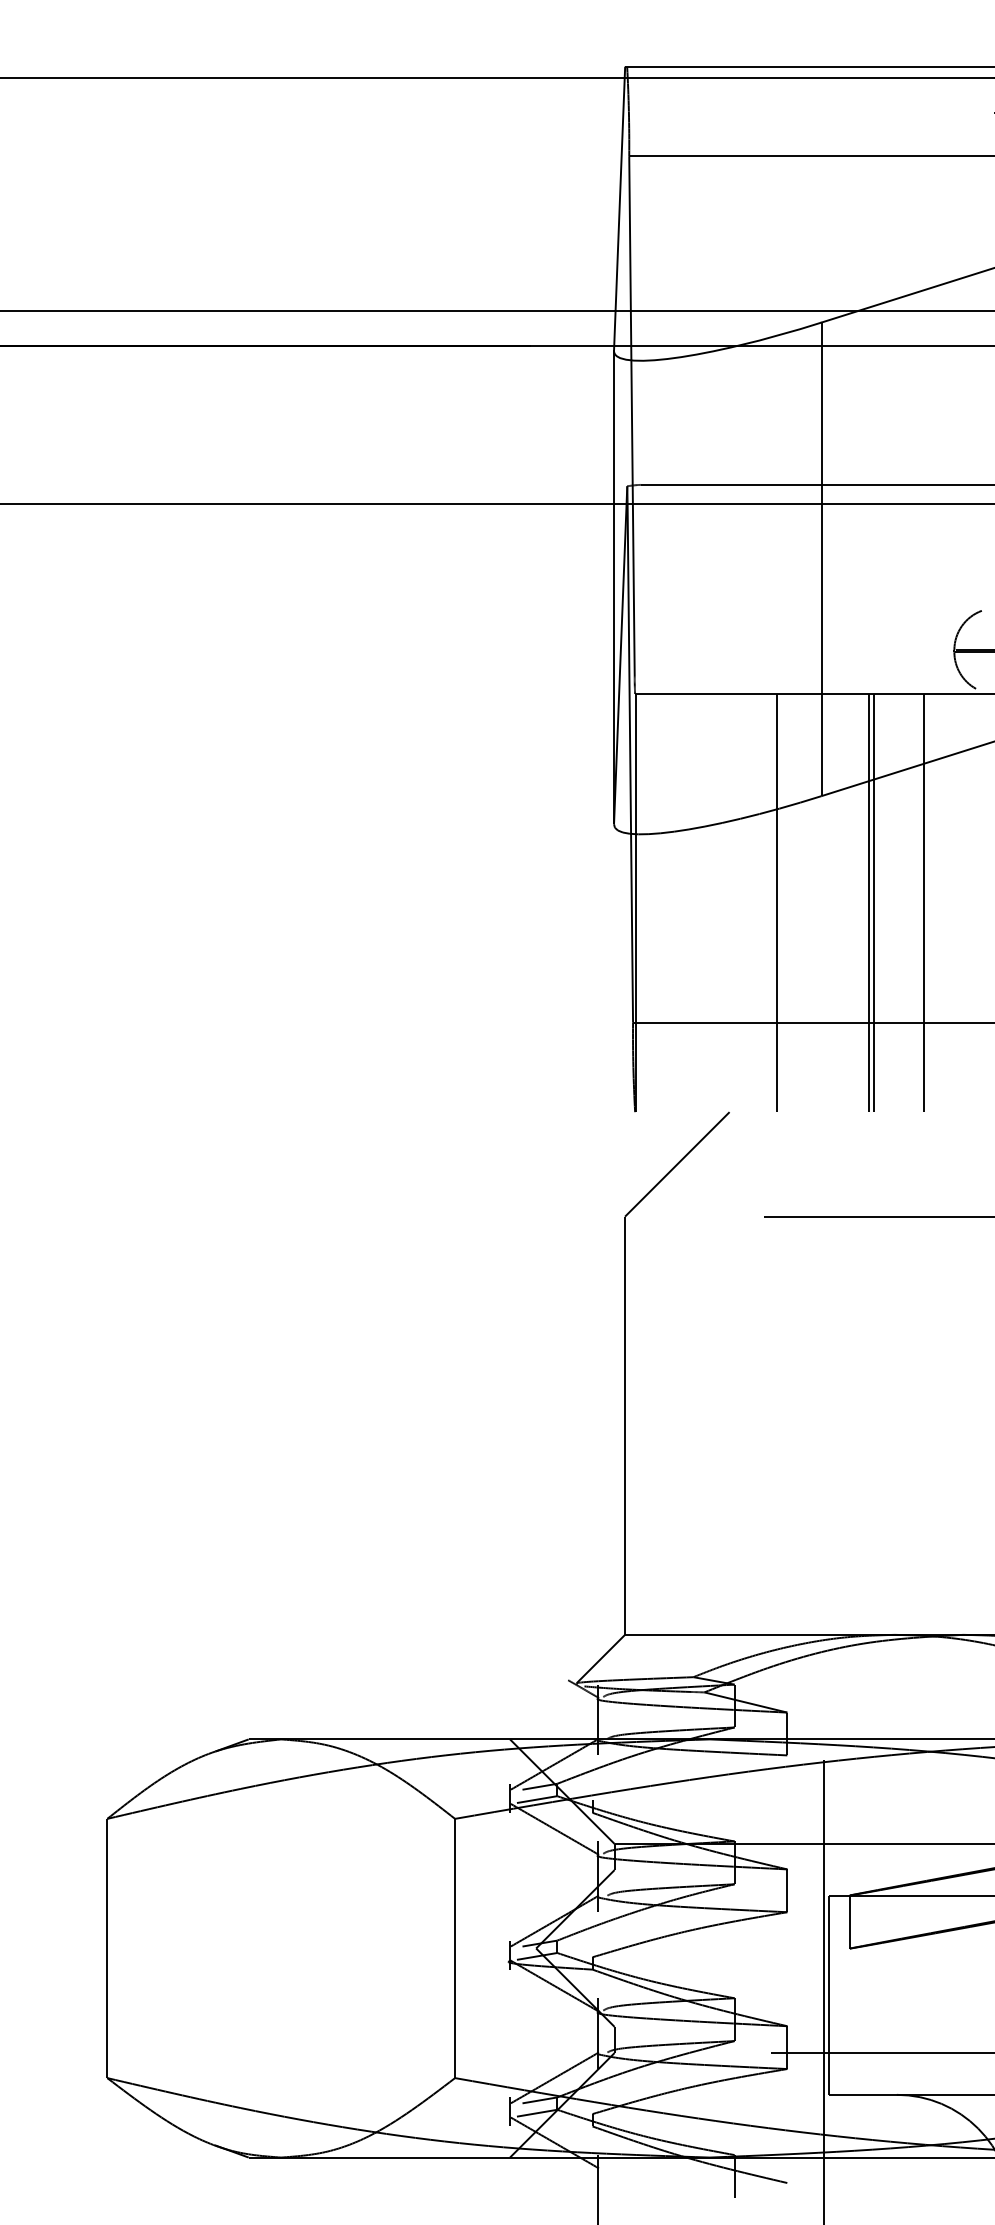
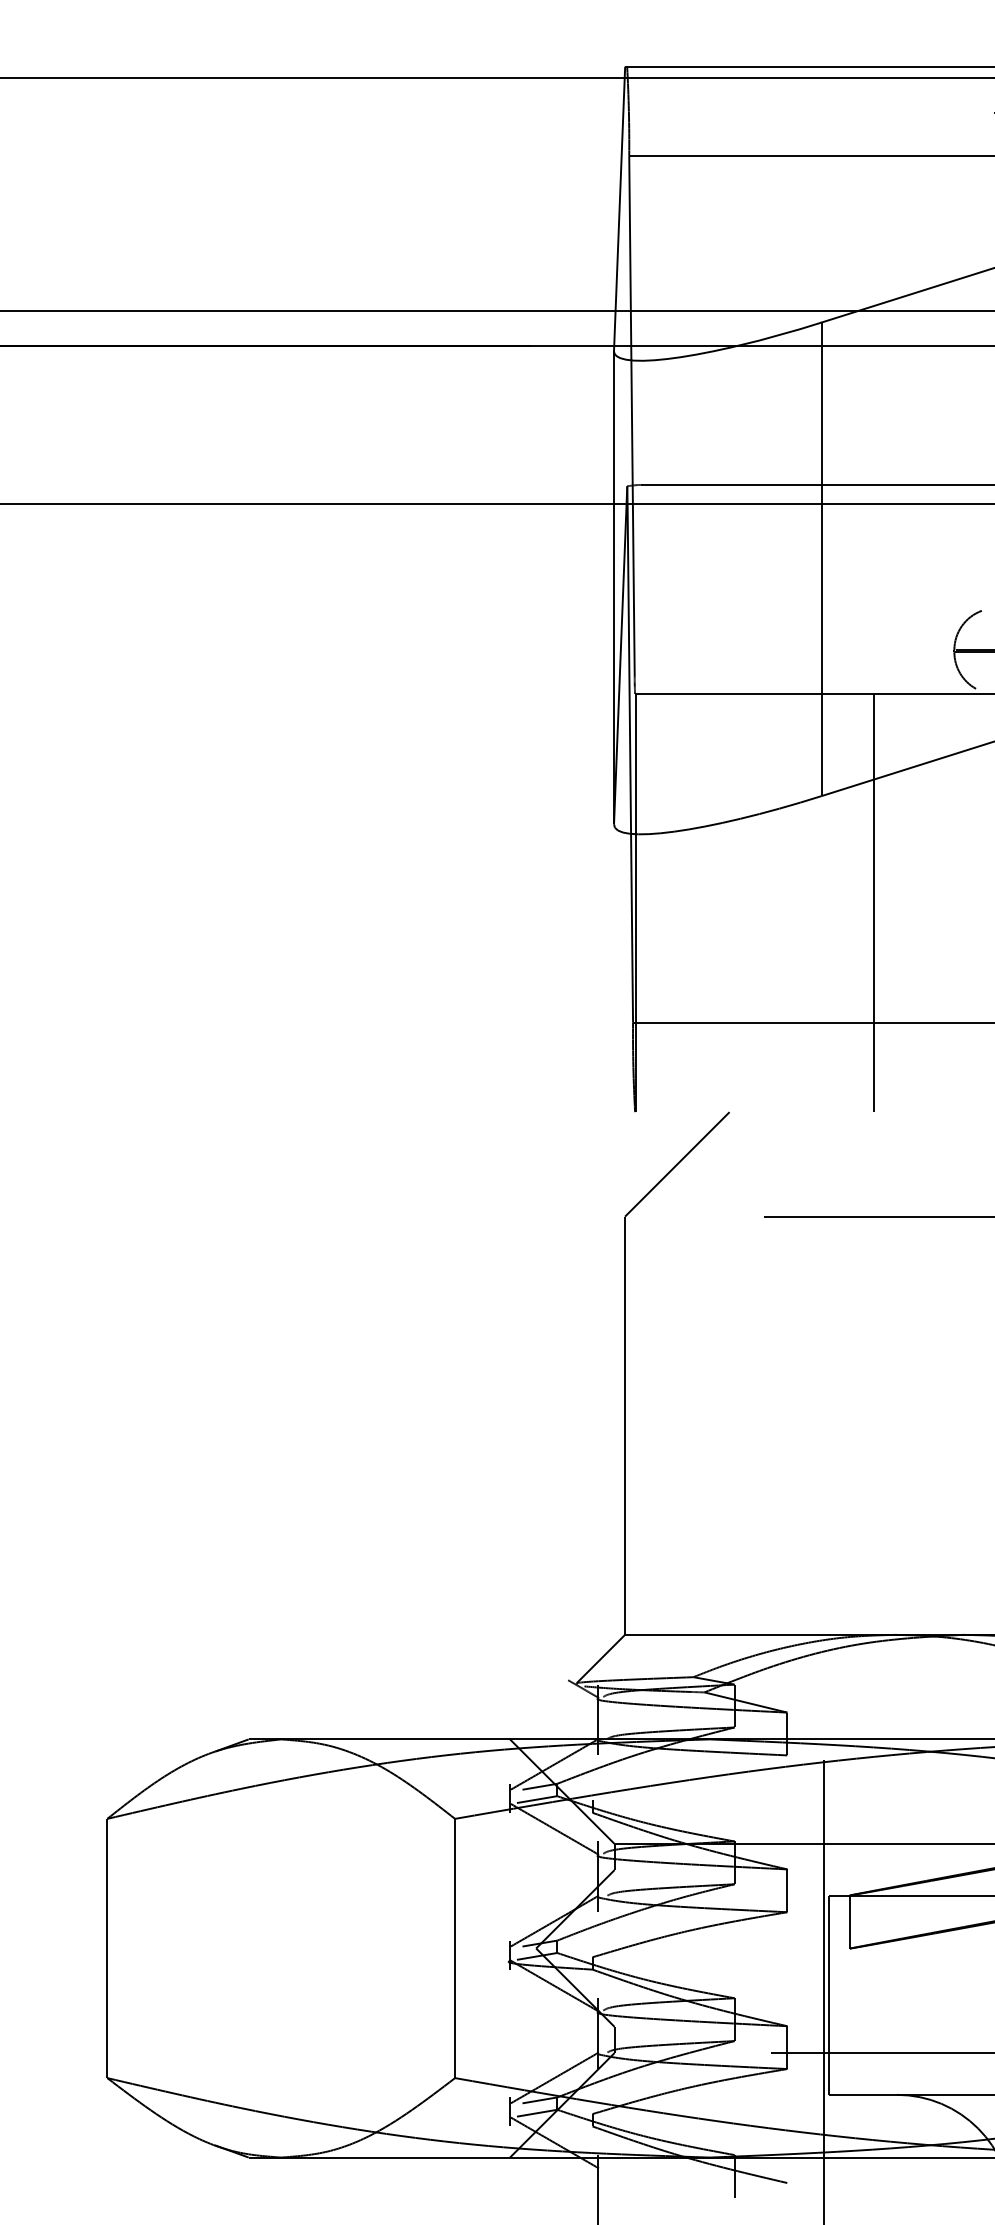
line: present -> none (776, 902)
line: present -> none (869, 902)
line: present -> none (924, 902)
